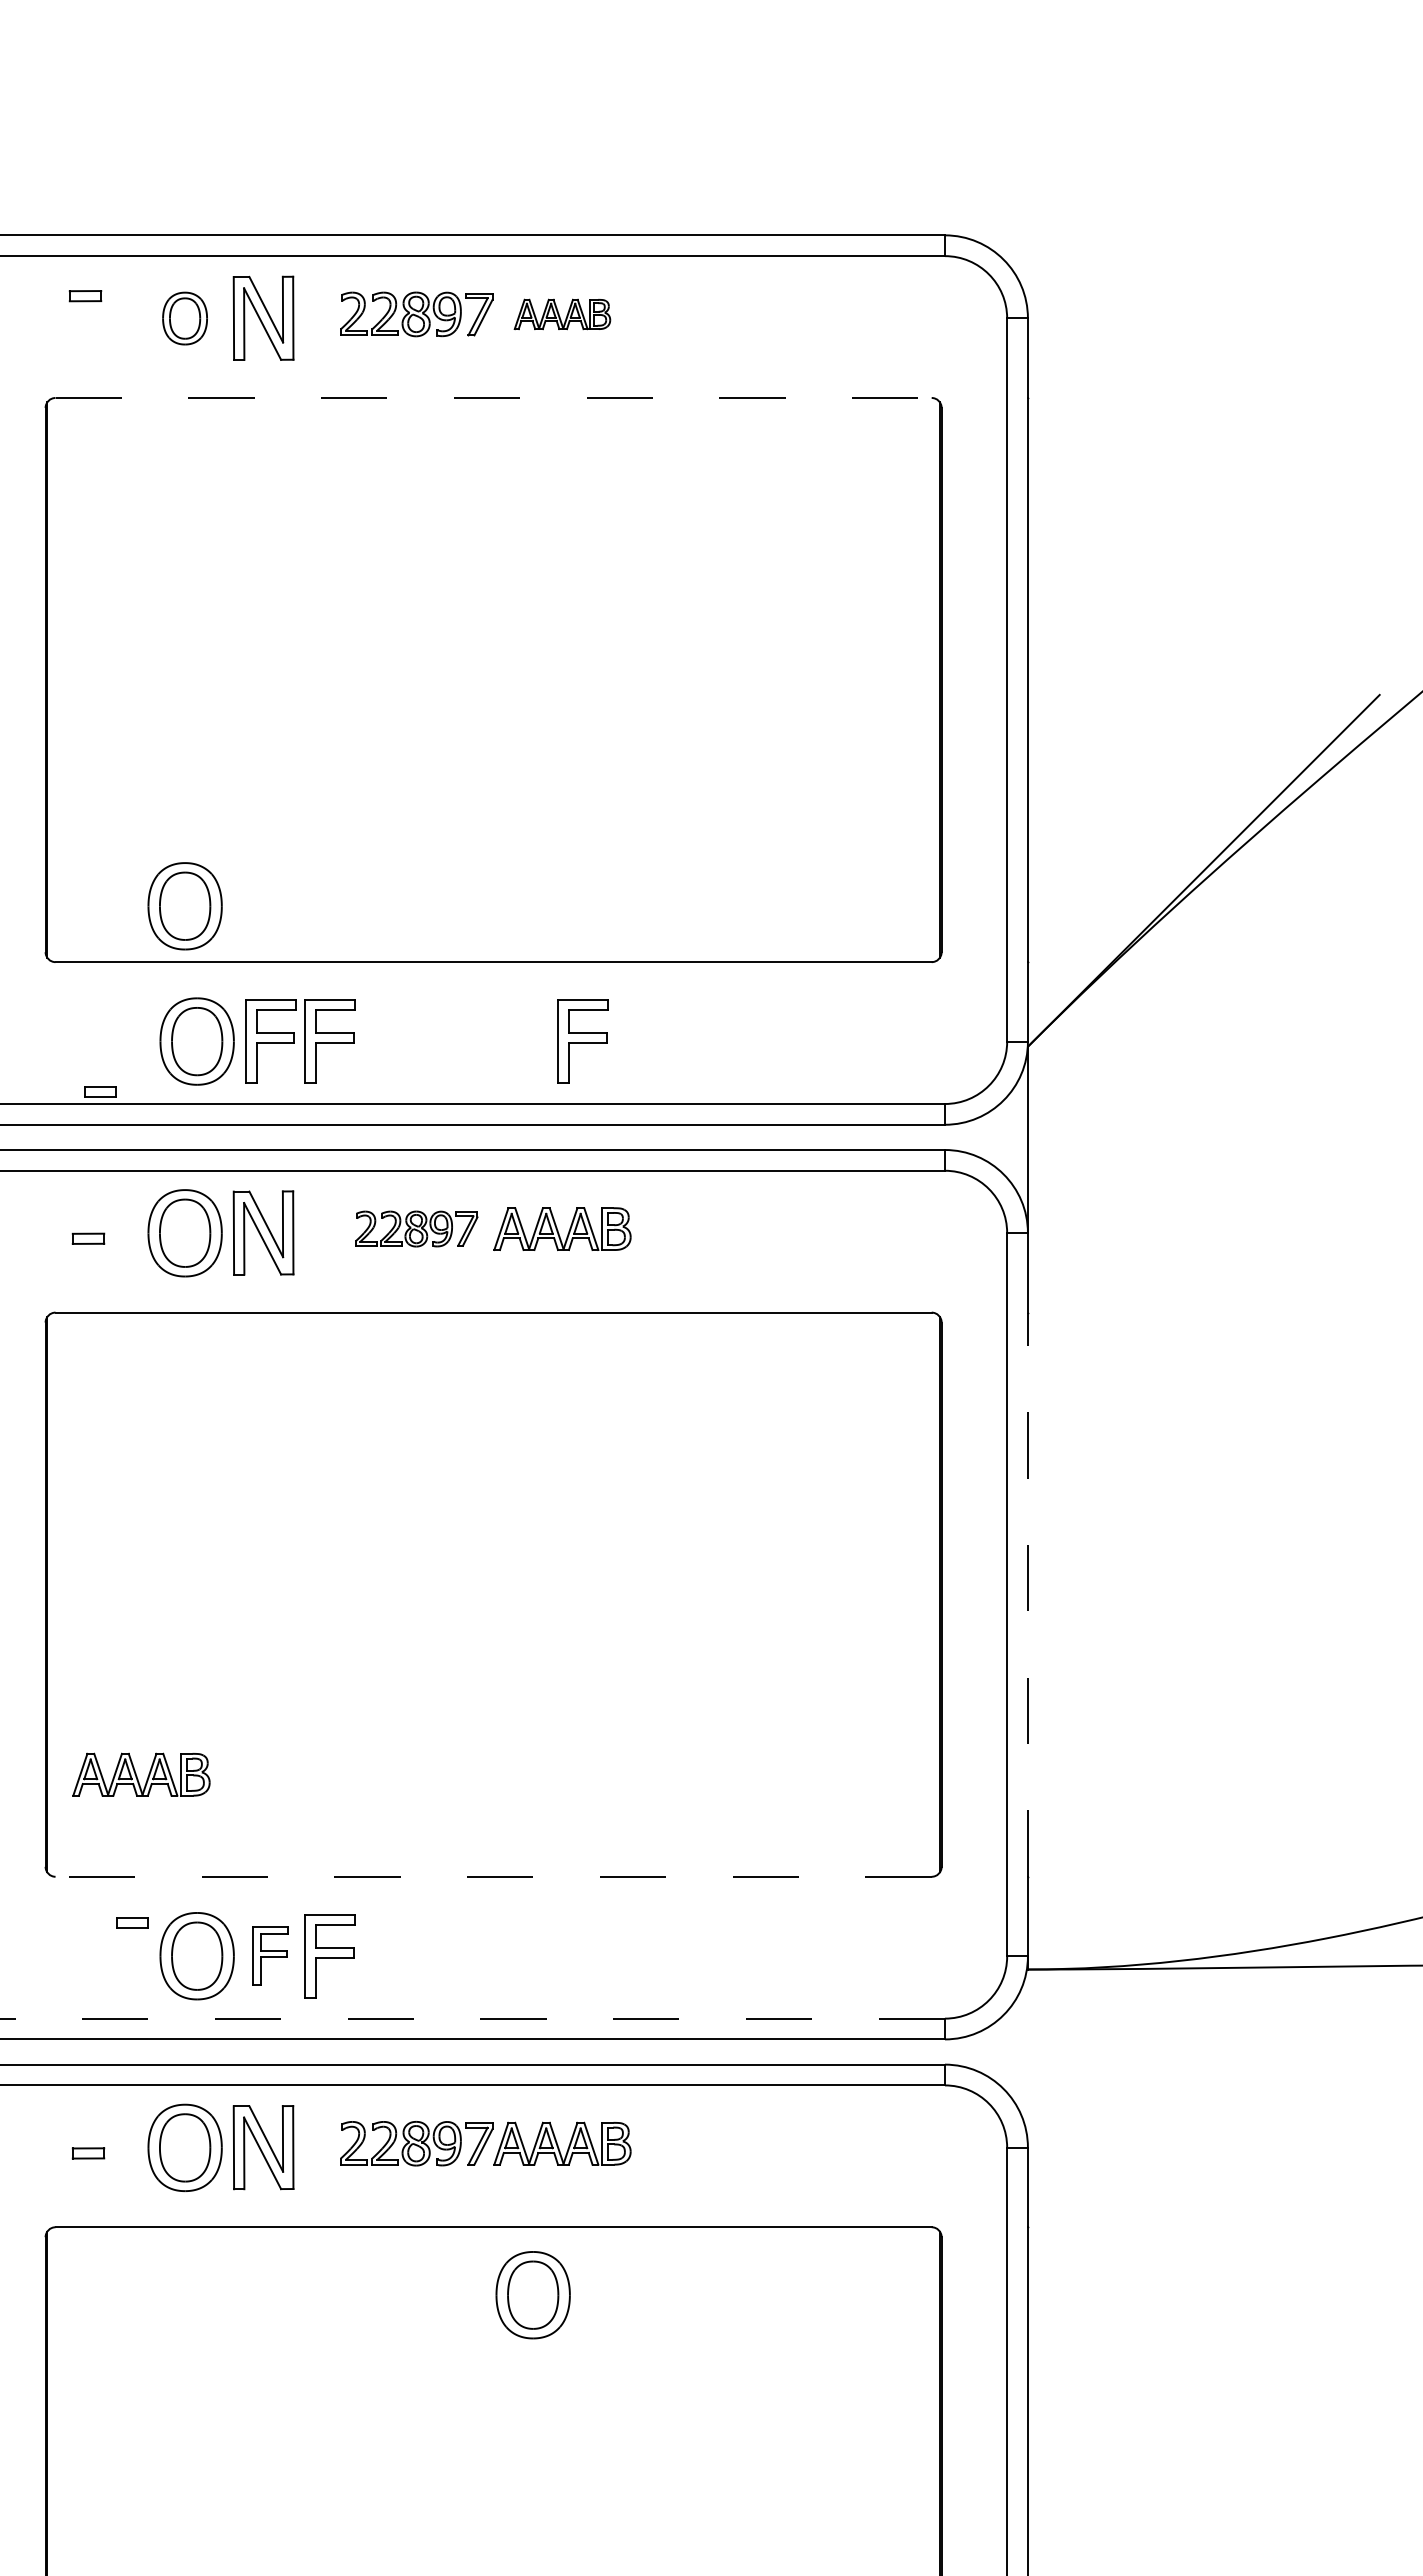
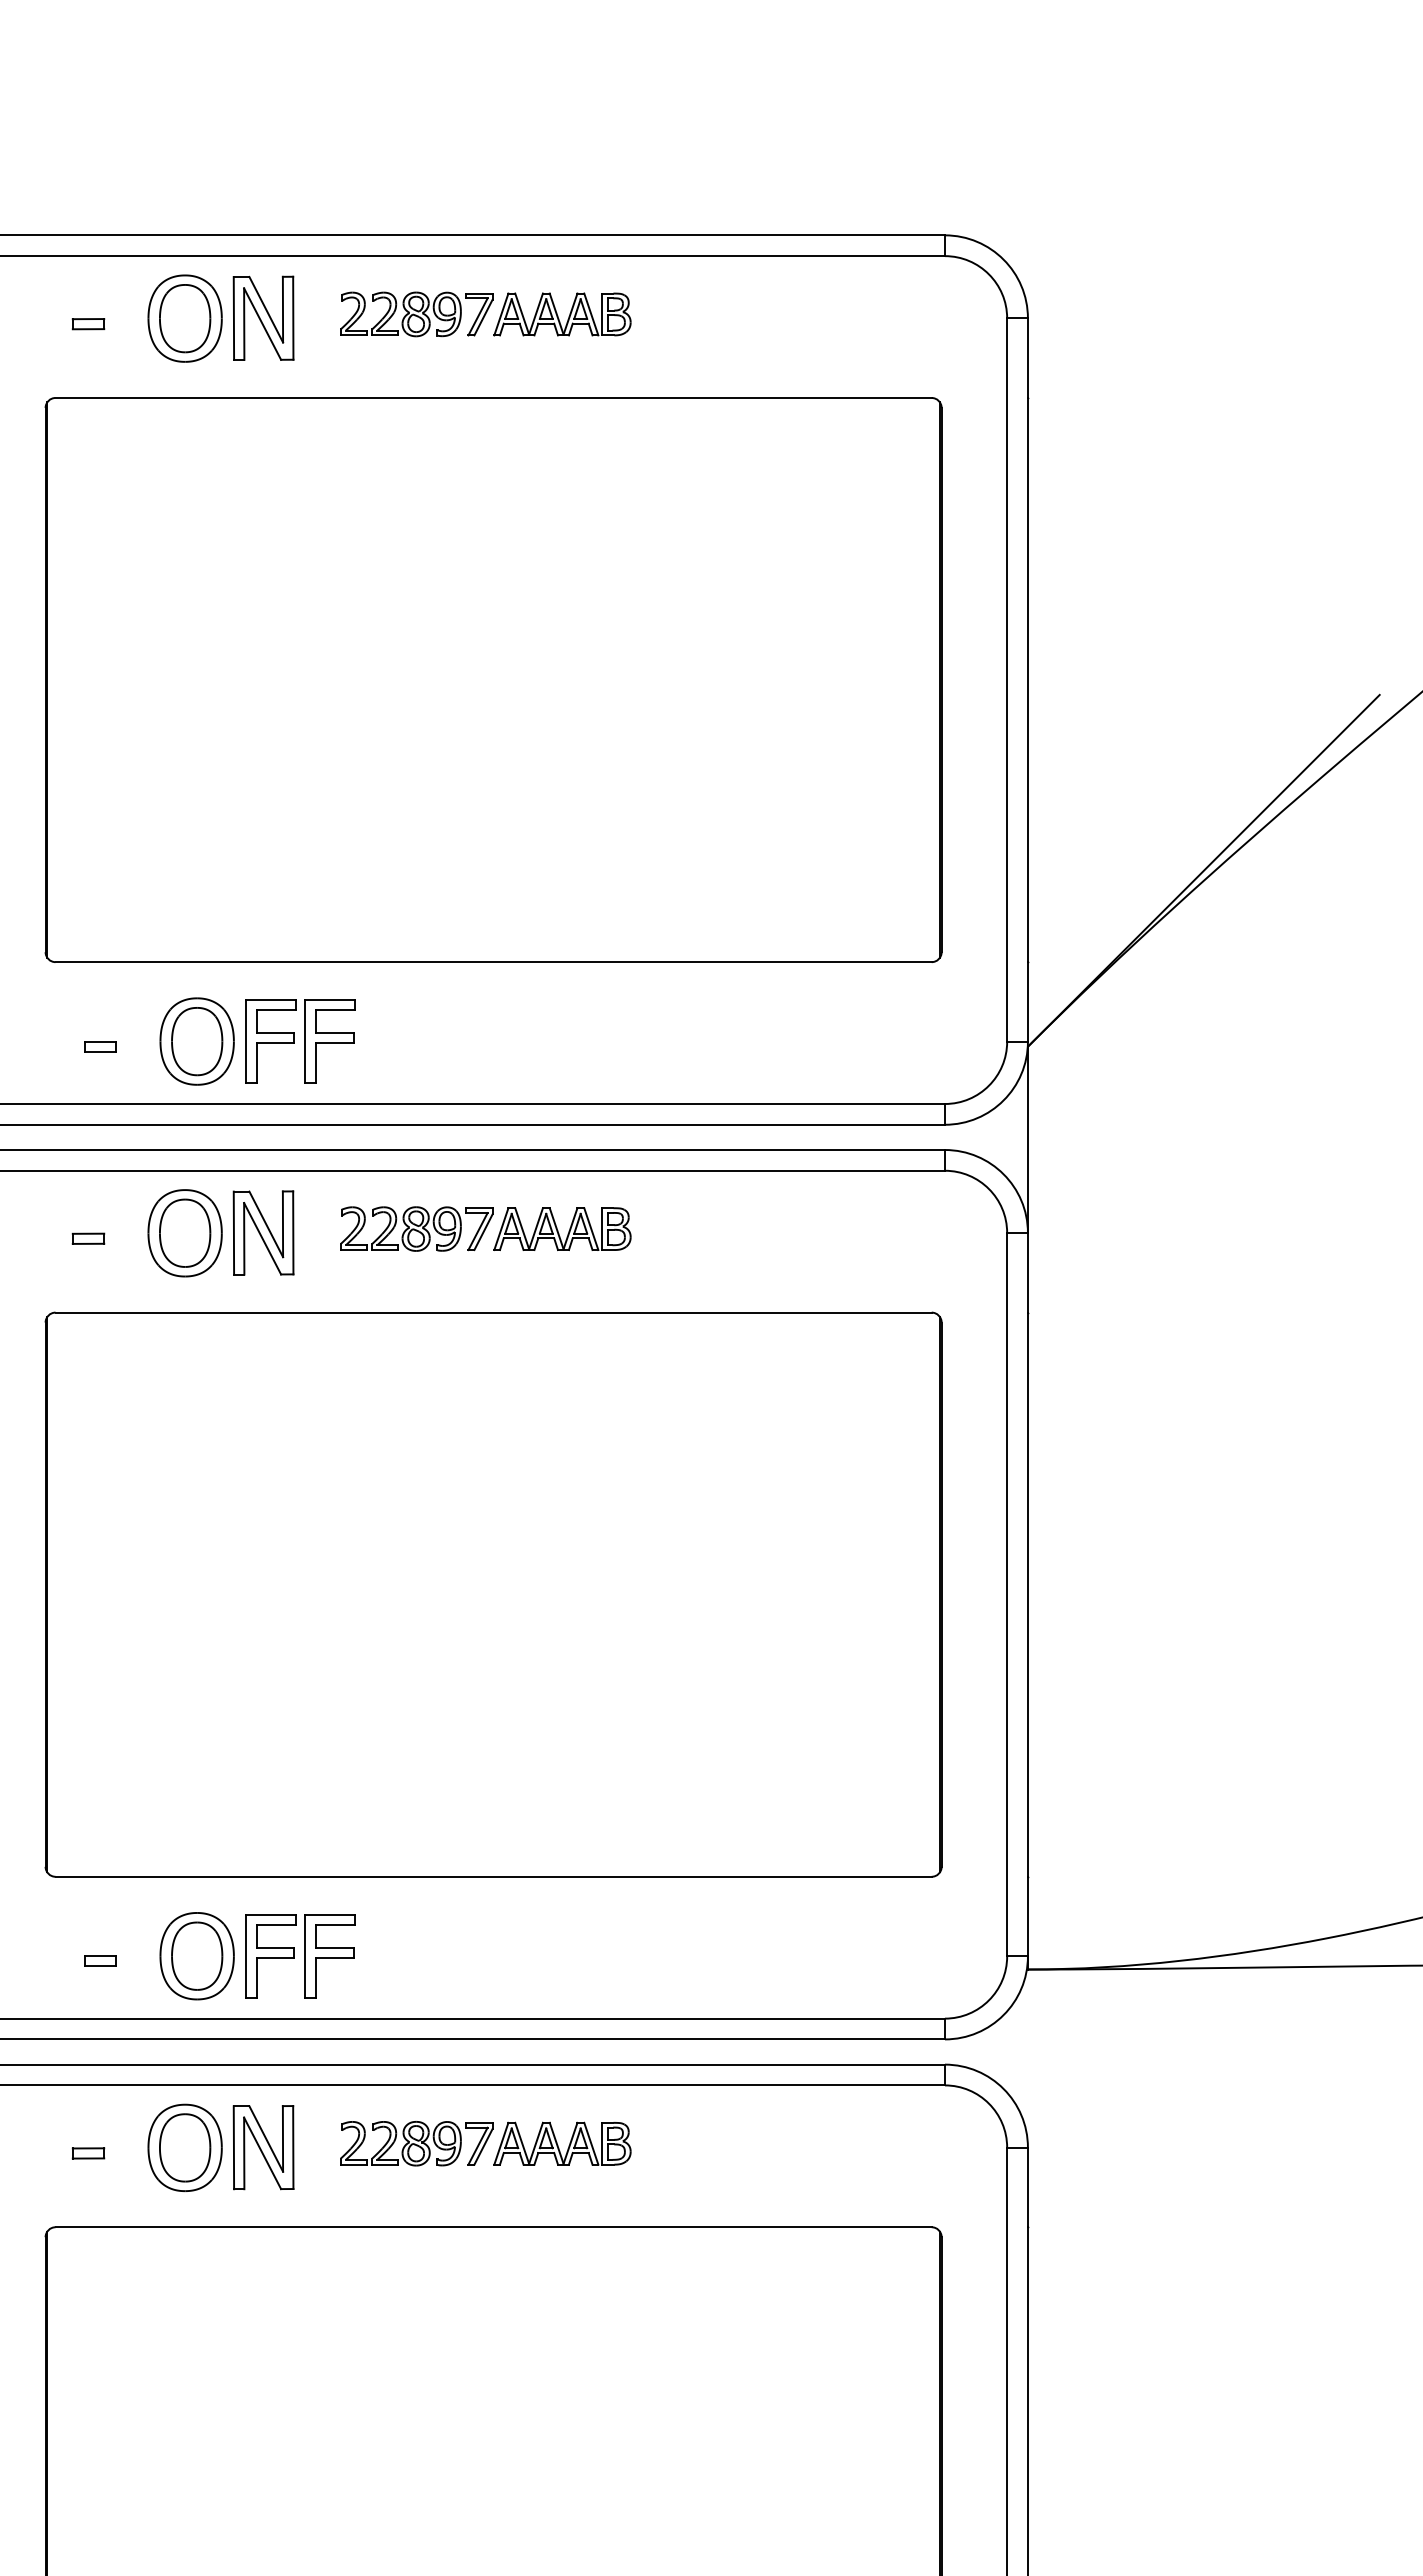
part position: (85, 296) -> (88, 324) (88, 324)
part size: 99x33 px -> 139x45 px (562, 314)
part size: 46x55 px -> 76x89 px (184, 318)
line: dashed -> solid (494, 397)
part: present -> none (184, 906)
part: present -> none (582, 1041)
part position: (100, 1091) -> (100, 1046) (100, 1046)
part size: 124x38 px -> 154x46 px (416, 1228)
line: dashed -> solid (1027, 1594)
part: present -> none (141, 1774)
line: dashed -> solid (493, 1876)
part position: (132, 1922) -> (100, 1960) (100, 1960)
part size: 37x60 px -> 52x85 px (270, 1956)
line: dashed -> solid (472, 2018)
part: present -> none (532, 2295)
